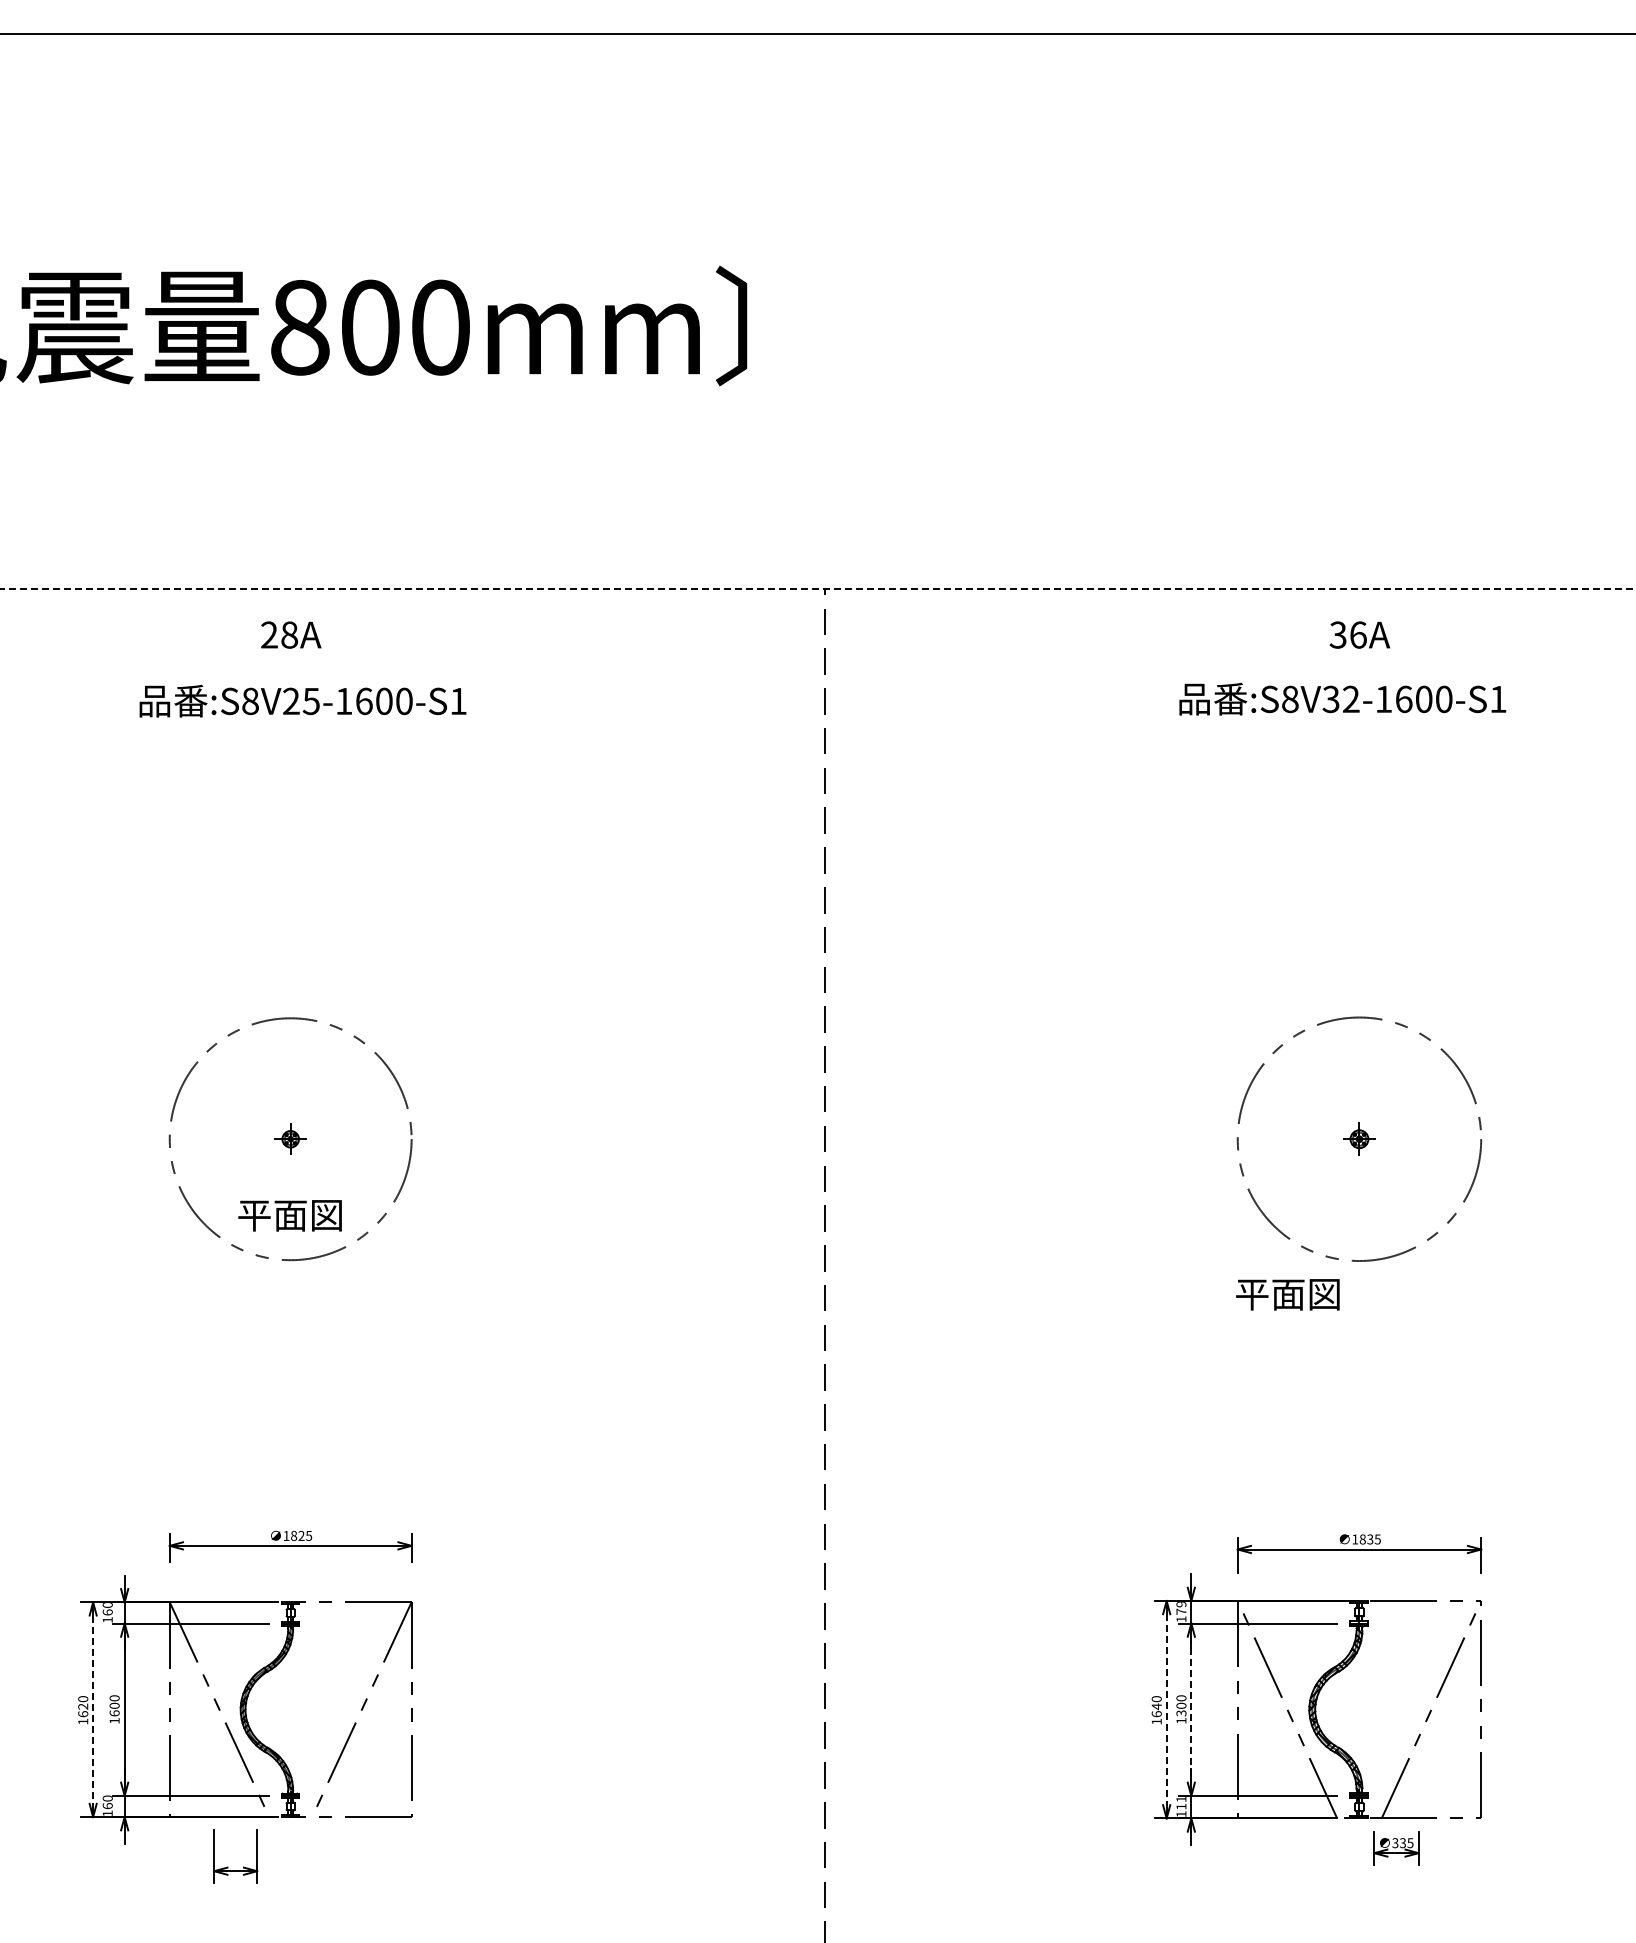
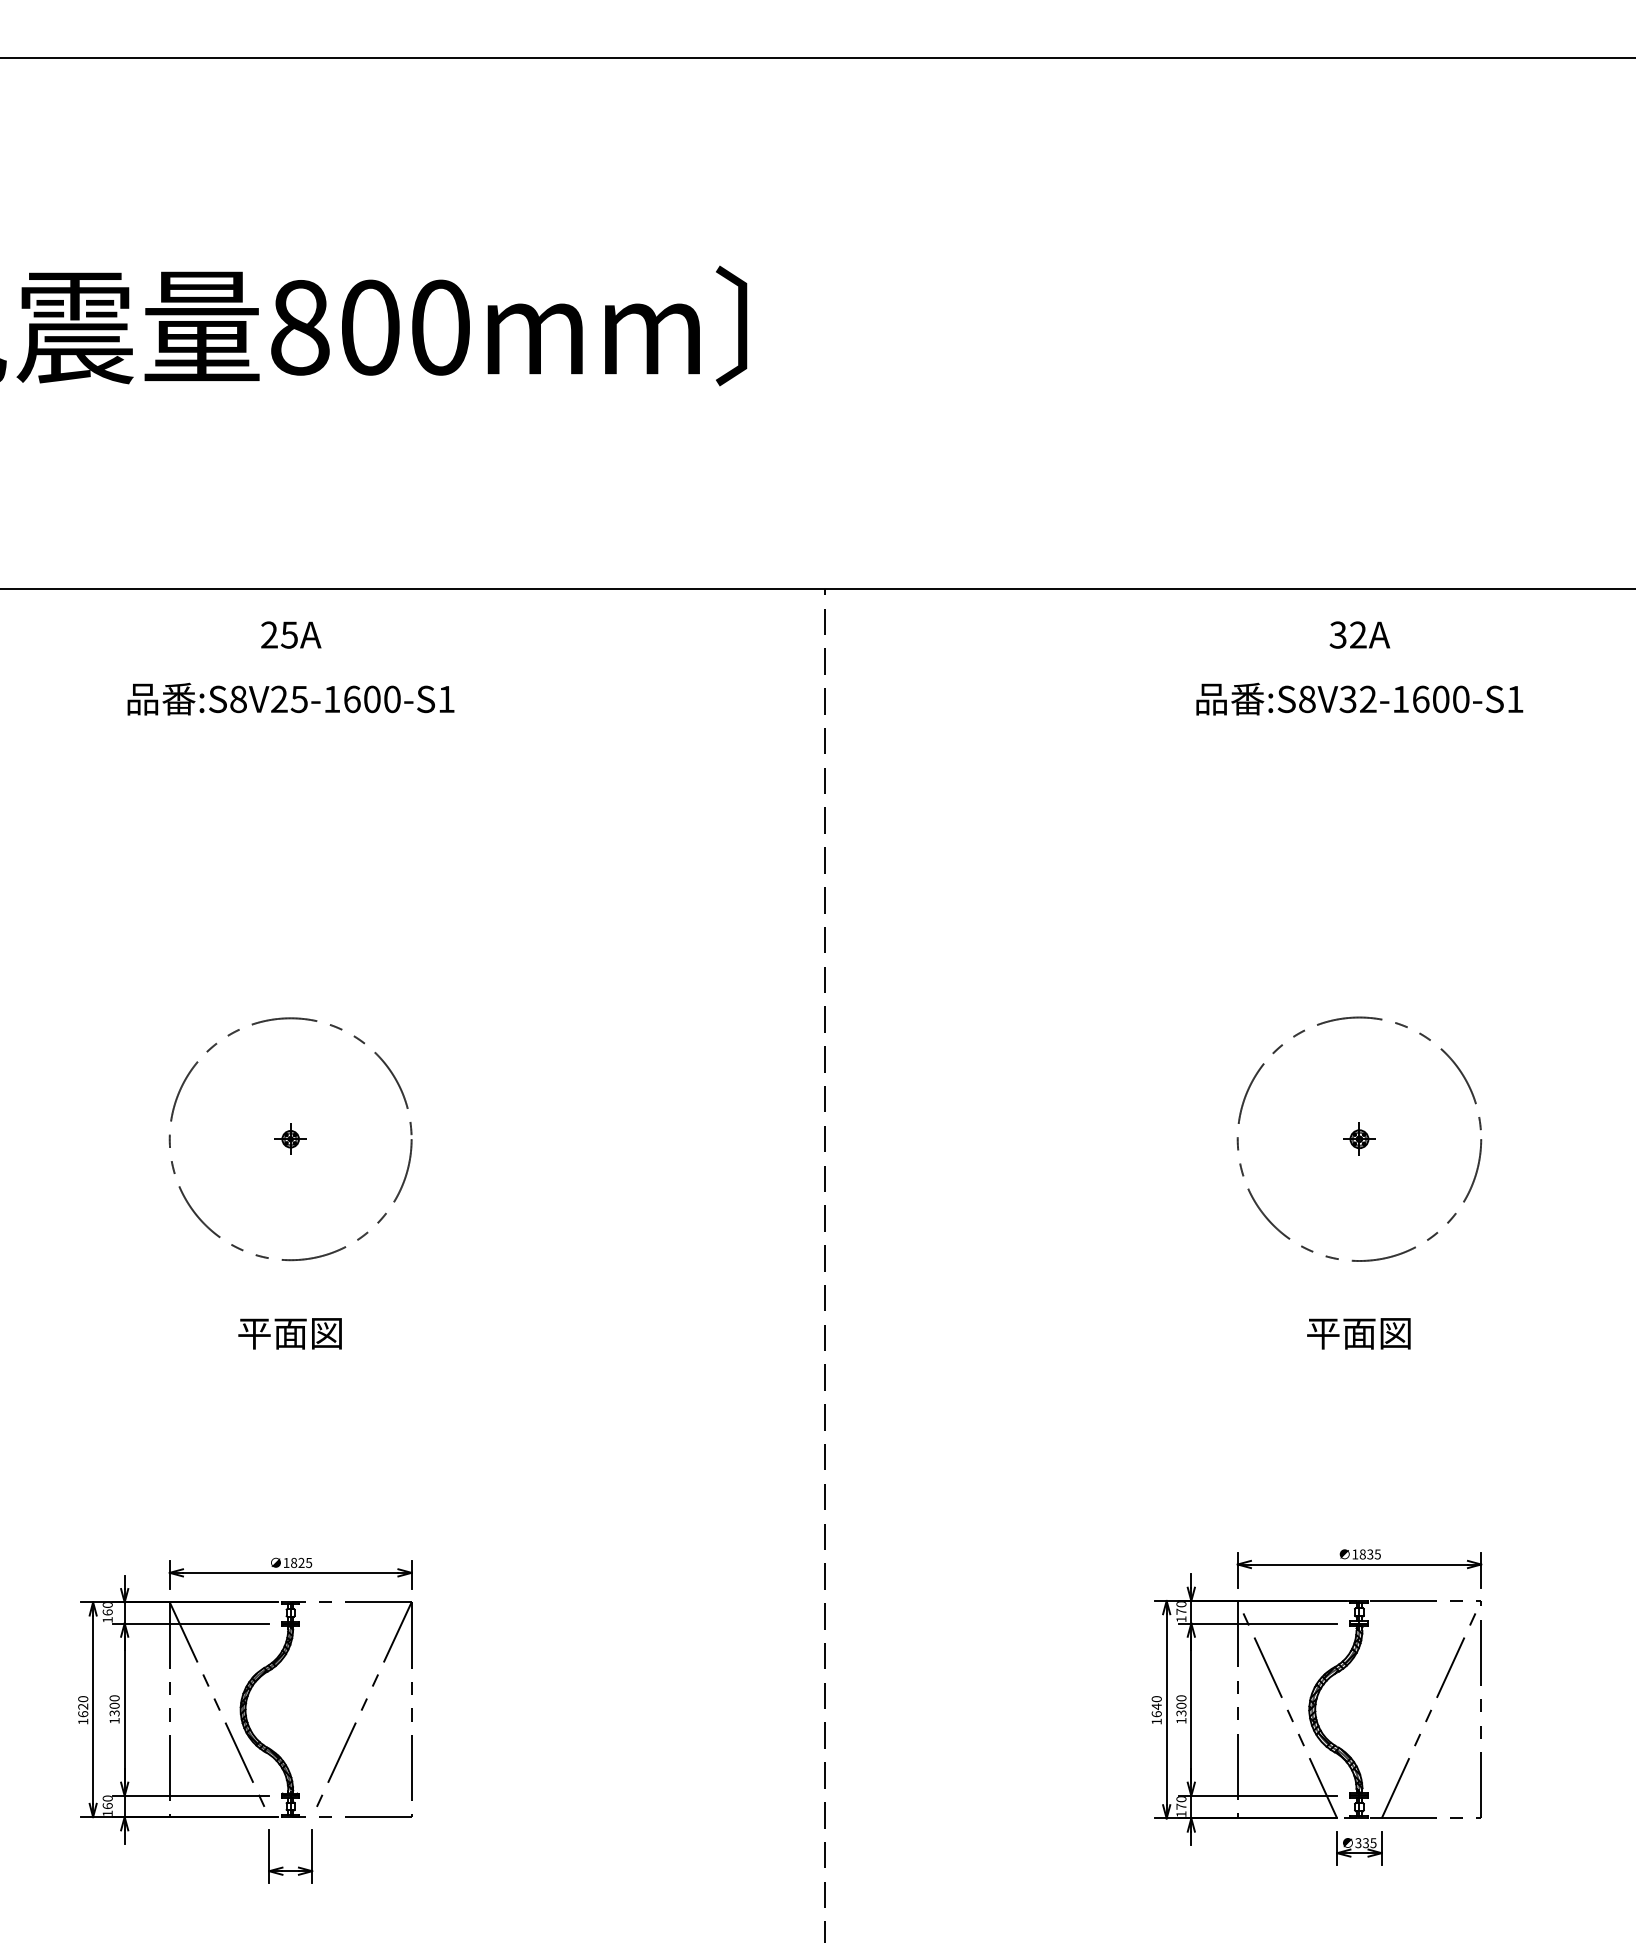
line position: (817, 34) -> (817, 58) (817, 58)
line: dashed -> solid (817, 588)
text: 28A -> 25A (289, 634)
text: 36A -> 32A (1358, 634)
text position: (1342, 698) -> (1359, 698) (1359, 698)
text position: (302, 700) -> (290, 698) (290, 698)
text position: (289, 1215) -> (289, 1333) (289, 1333)
text position: (1287, 1294) -> (1358, 1333) (1358, 1333)
part position: (290, 1546) -> (290, 1573) (290, 1573)
part position: (1359, 1553) -> (1359, 1568) (1359, 1568)
text: 179 -> 170 (1181, 1604)
line: dashed -> solid (1191, 1709)
line: dashed -> solid (93, 1710)
line: dashed -> solid (1166, 1710)
text: 1600 -> 1300 (114, 1713)
text: 111 -> 170 (1181, 1803)
part position: (1396, 1848) -> (1359, 1848) (1359, 1848)
part position: (228, 1866) -> (283, 1866) (283, 1866)
